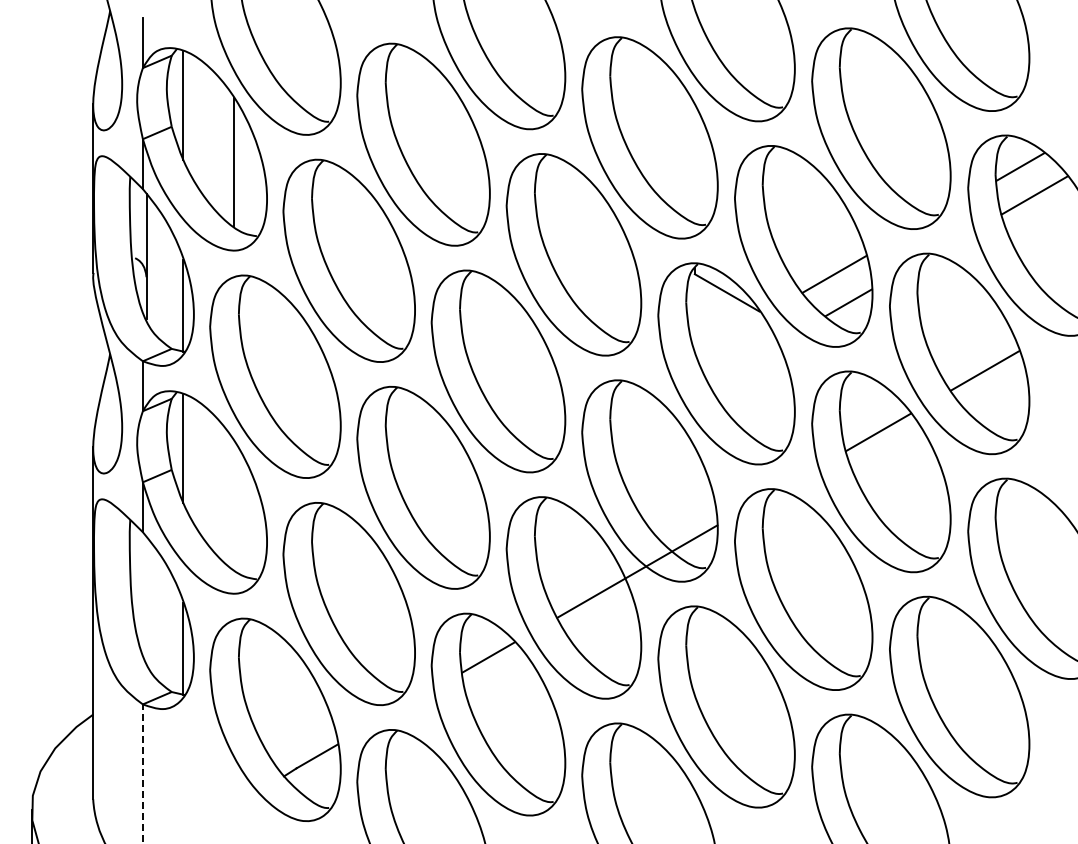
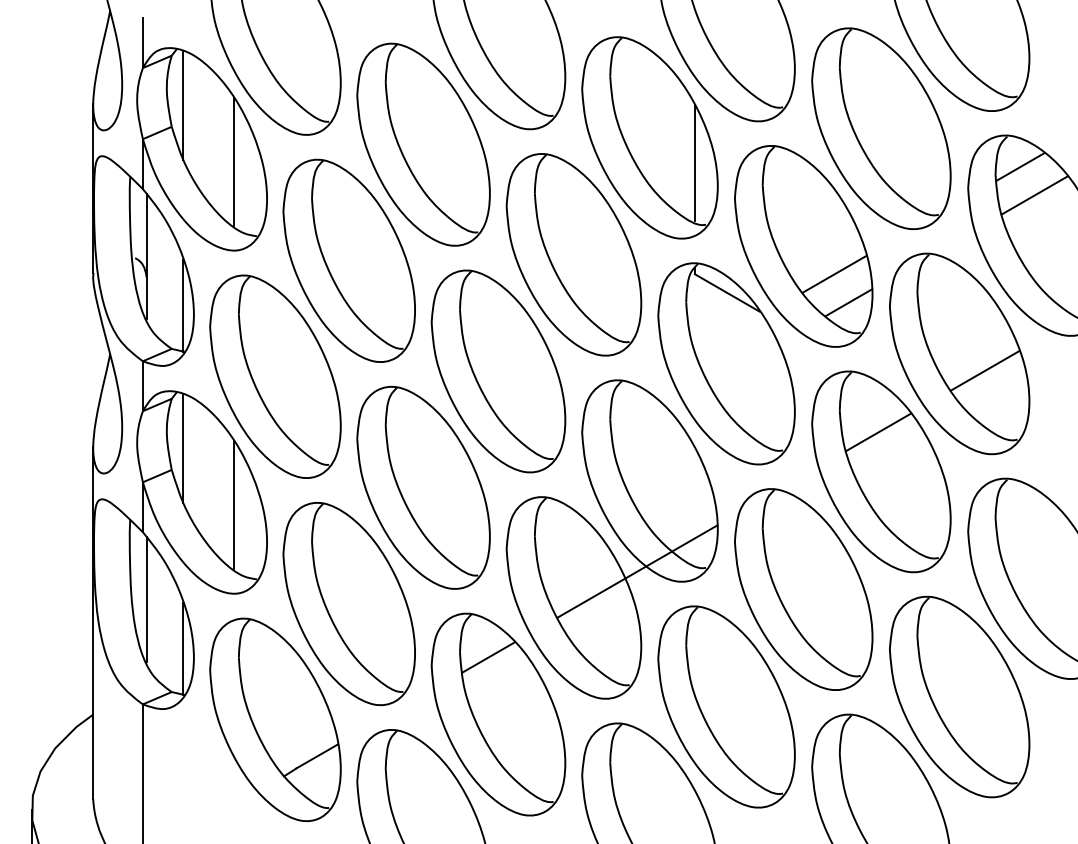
line: none -> present (694, 162)
line: none -> present (234, 504)
line: none -> present (146, 599)
line: dashed -> solid (142, 773)
